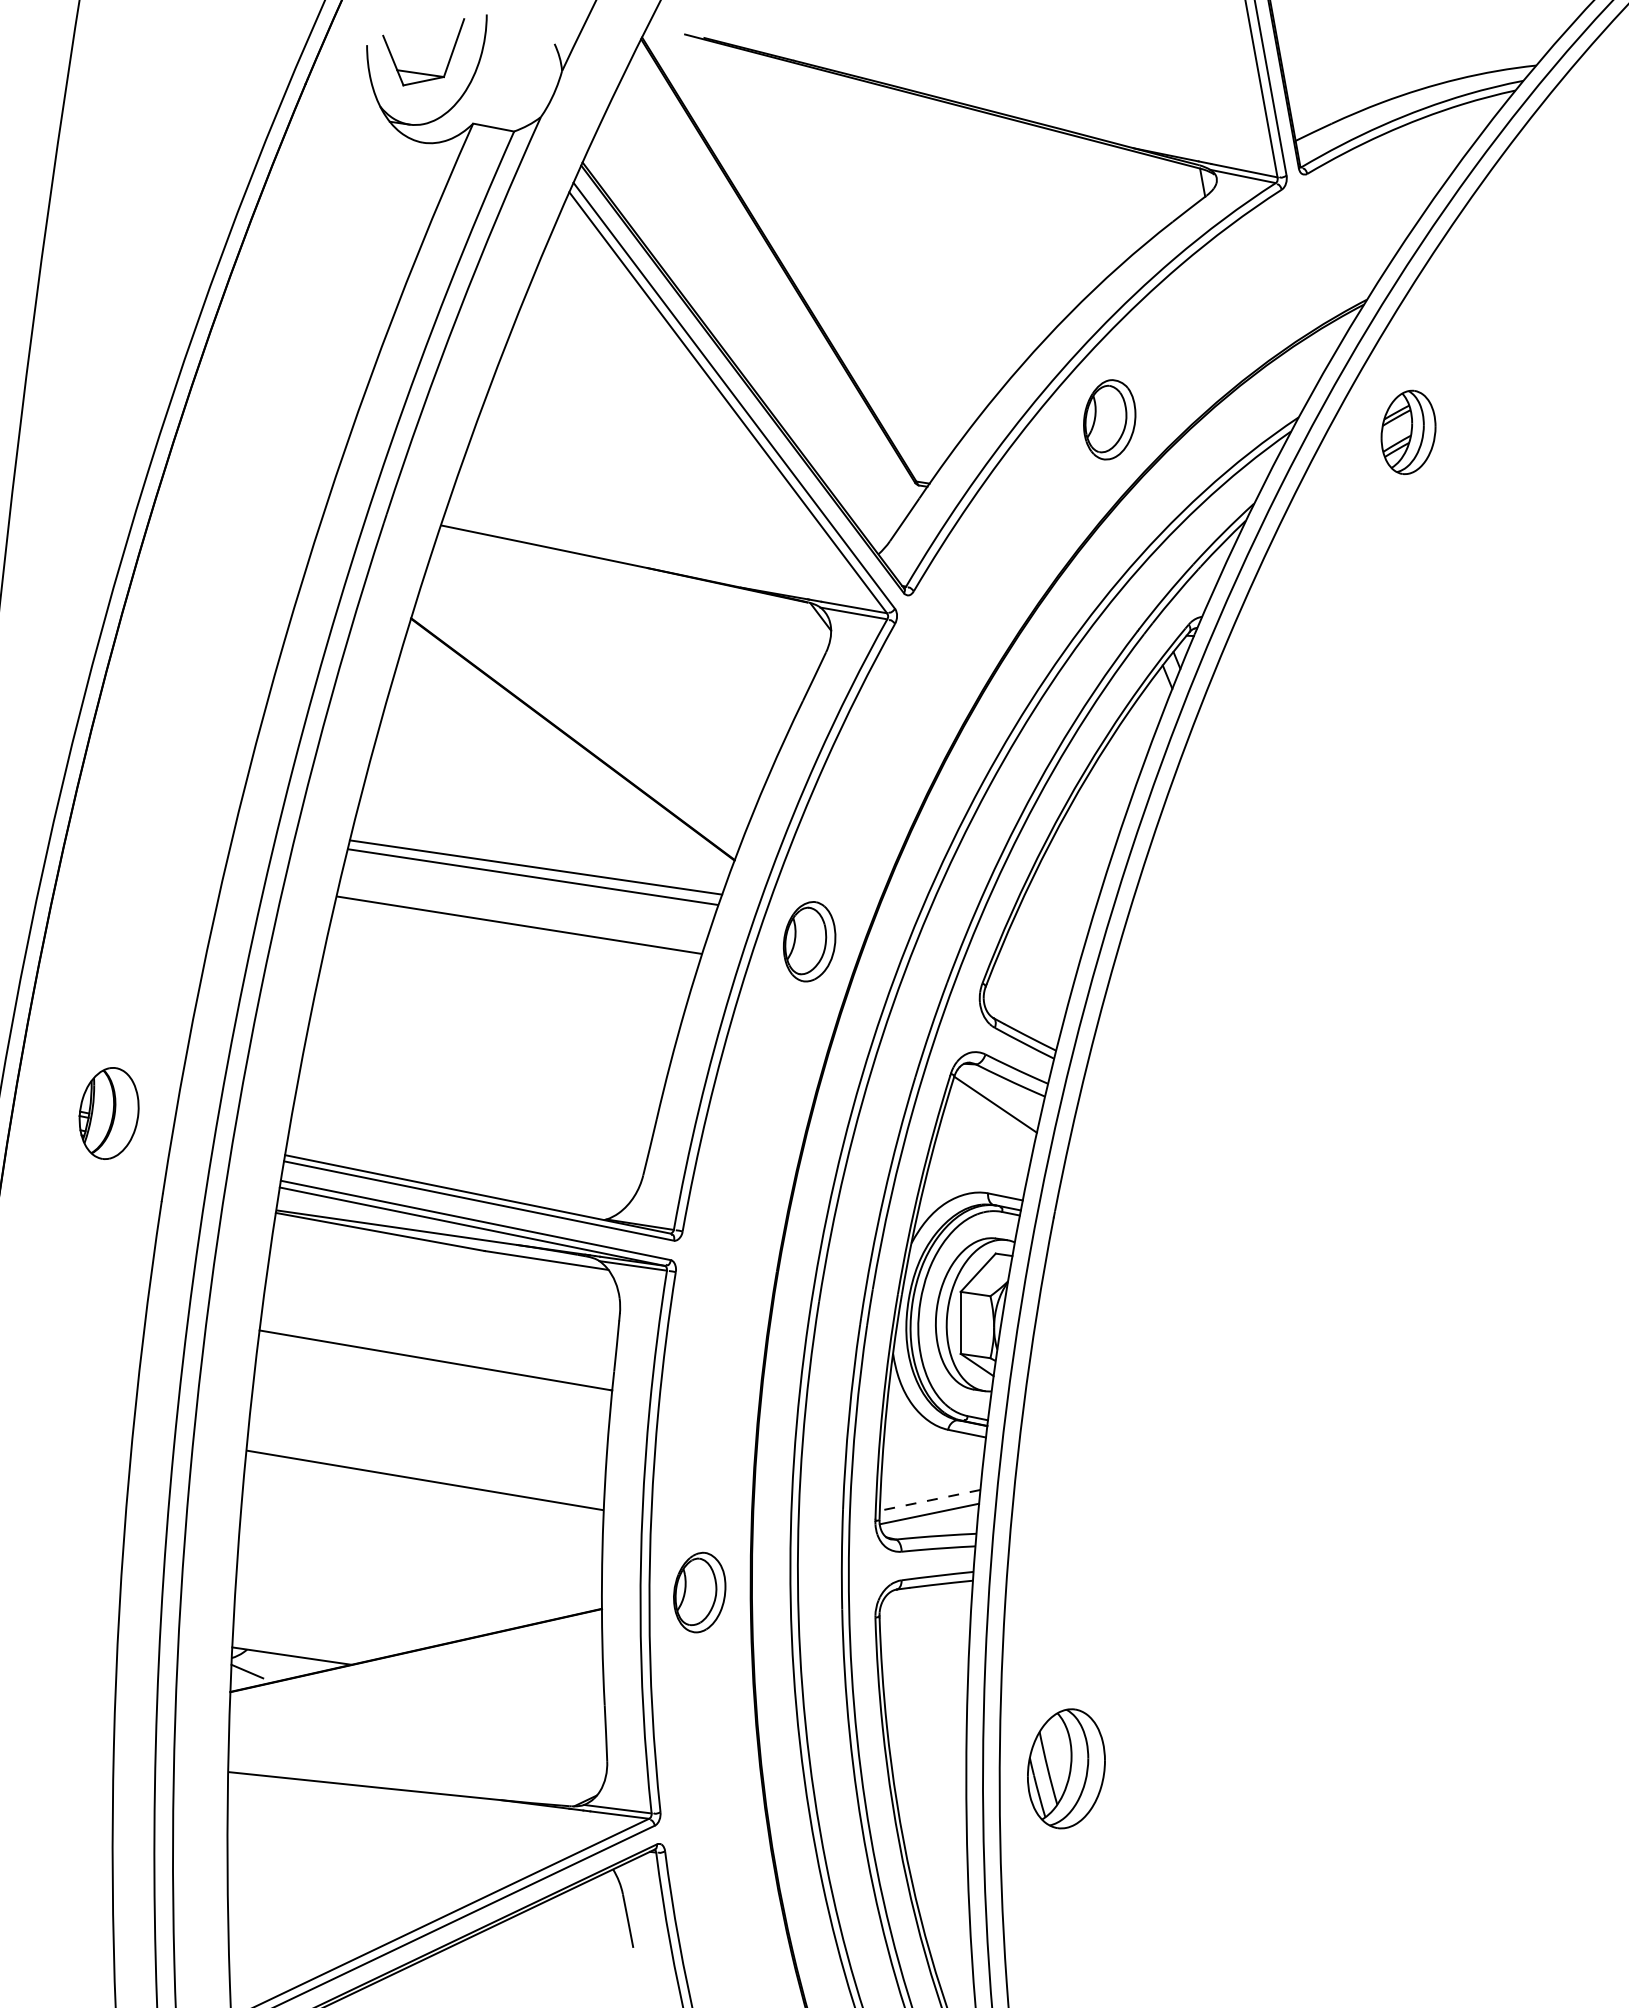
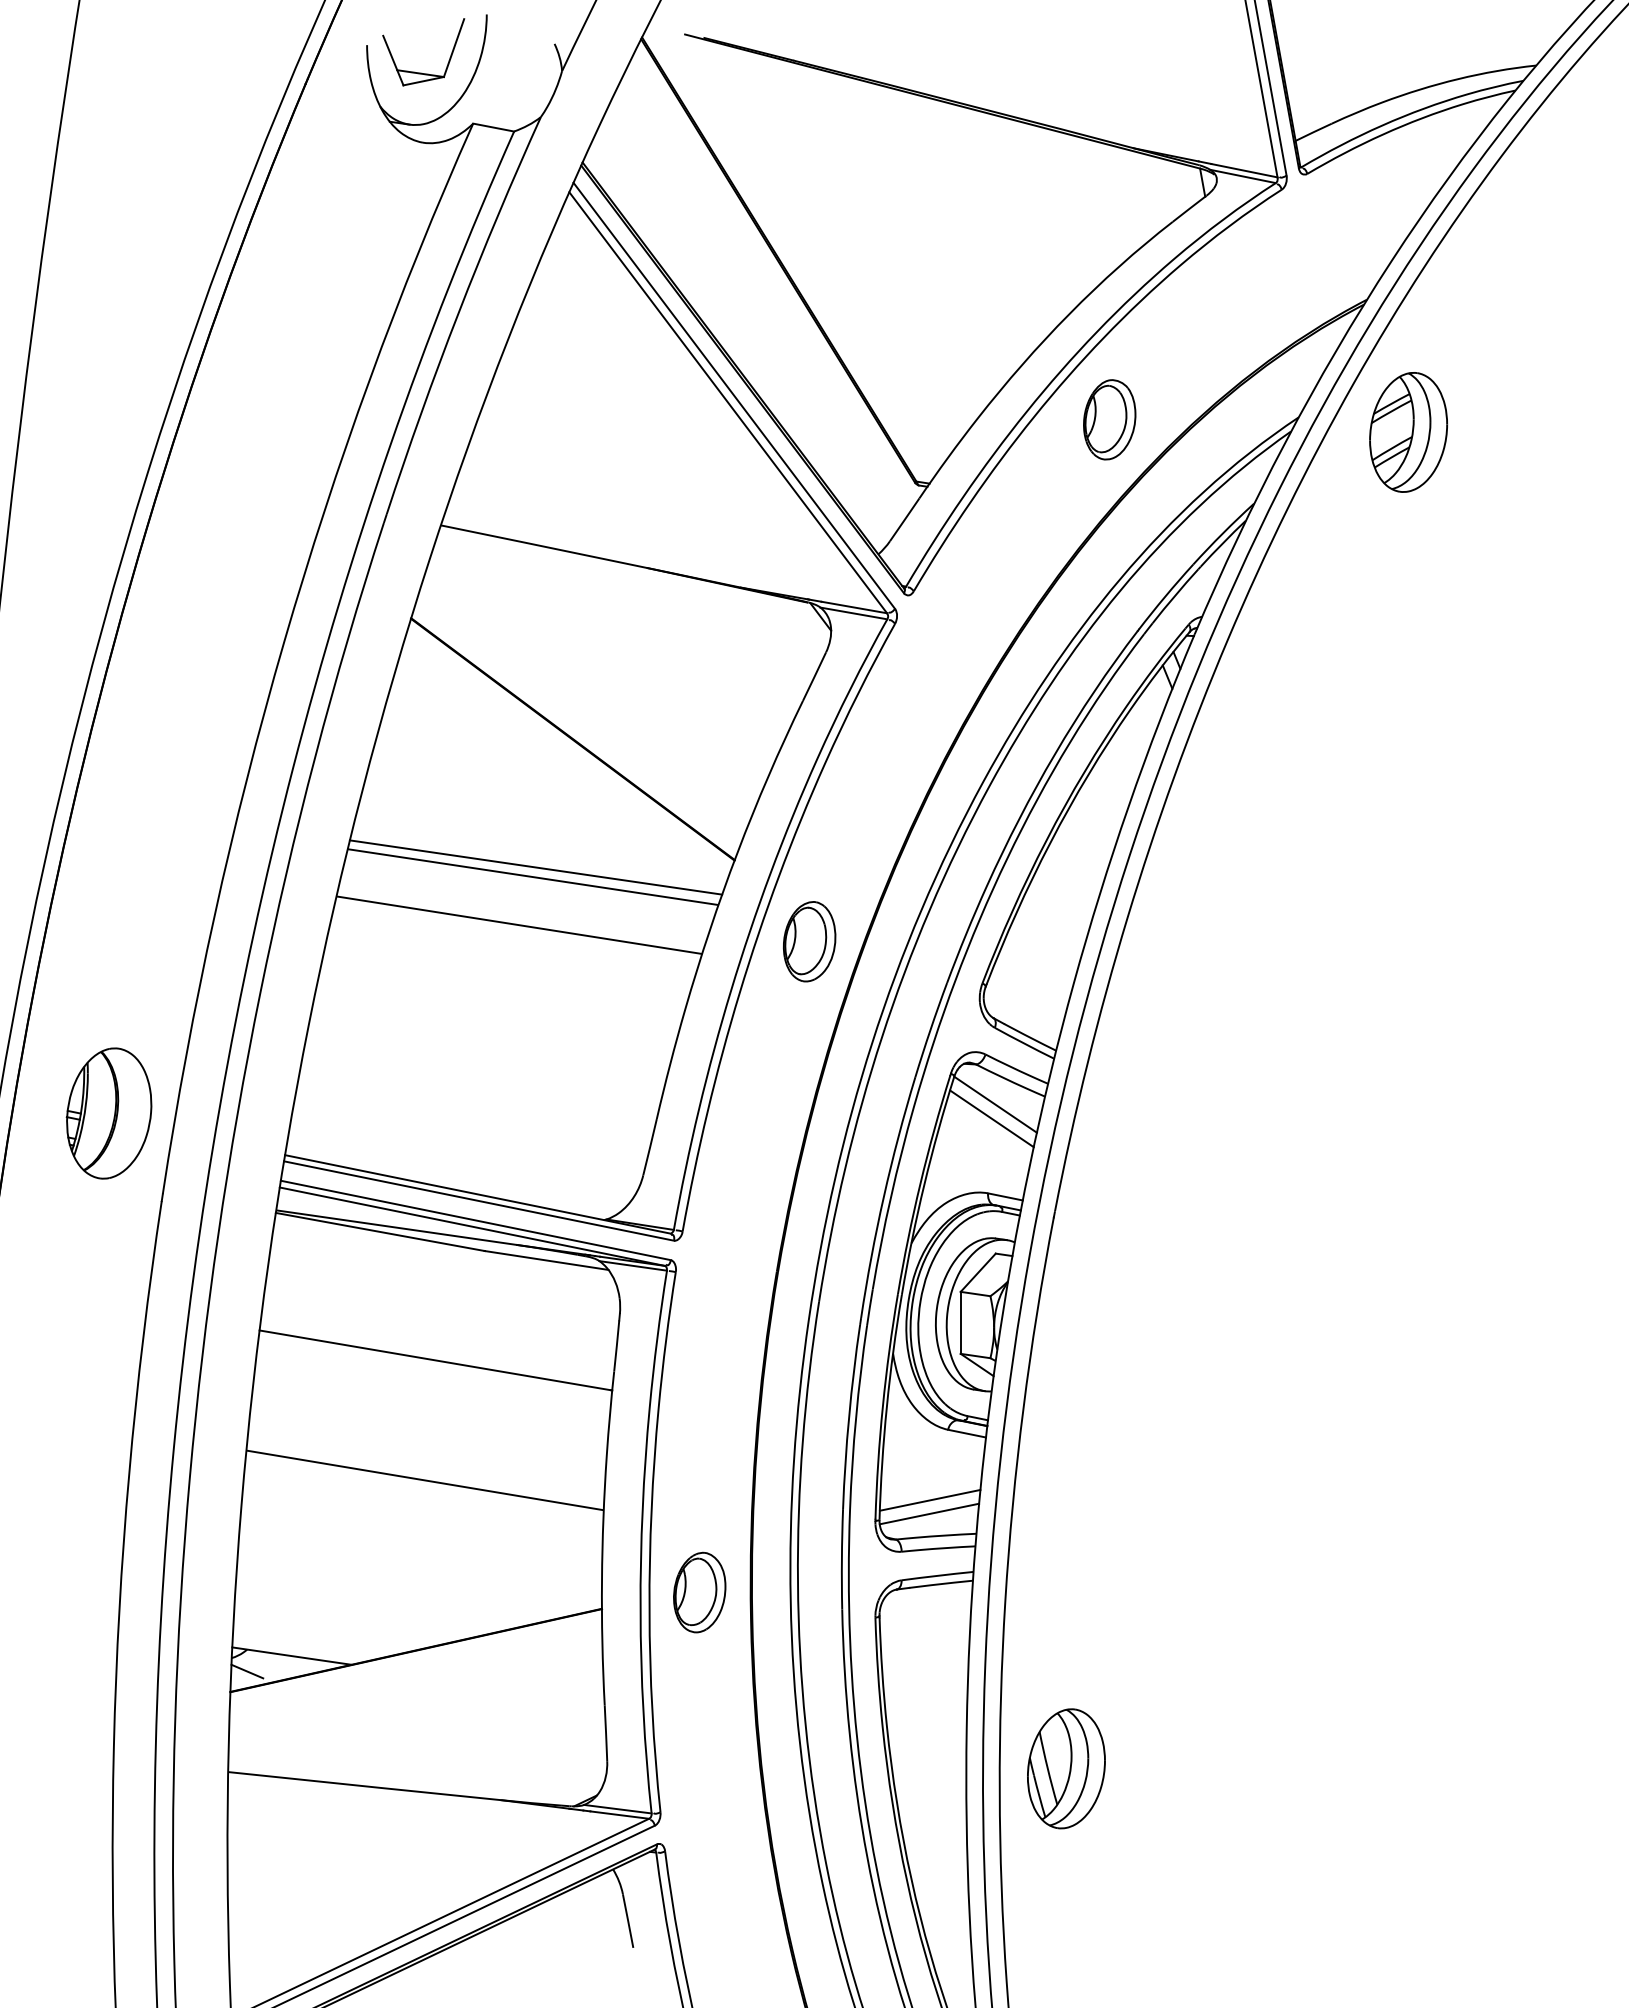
part size: 57x86 px -> 79x121 px (1408, 432)
part size: 62x93 px -> 88x133 px (108, 1113)
line: none -> present (991, 1118)
line: dashed -> solid (929, 1500)
